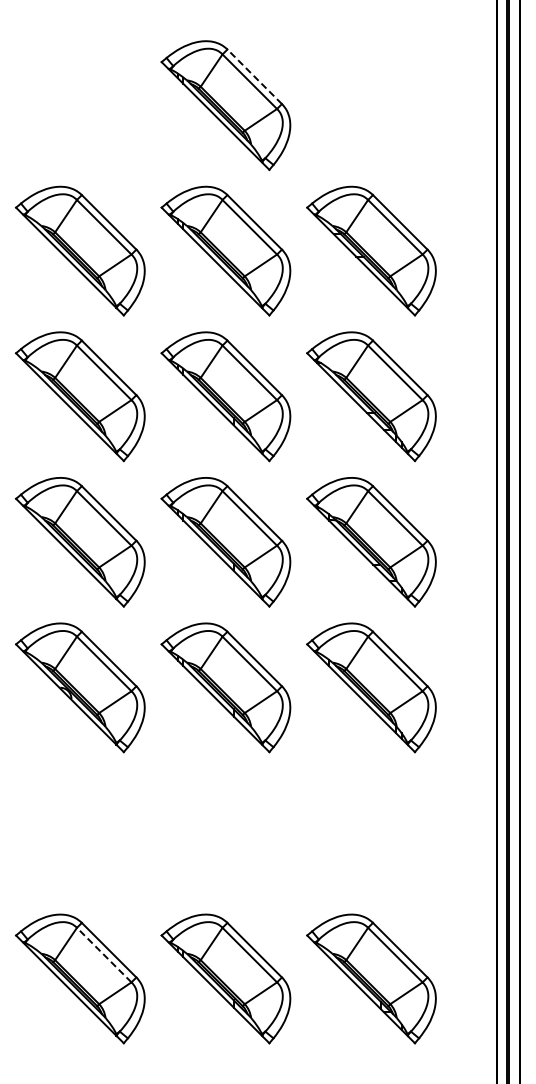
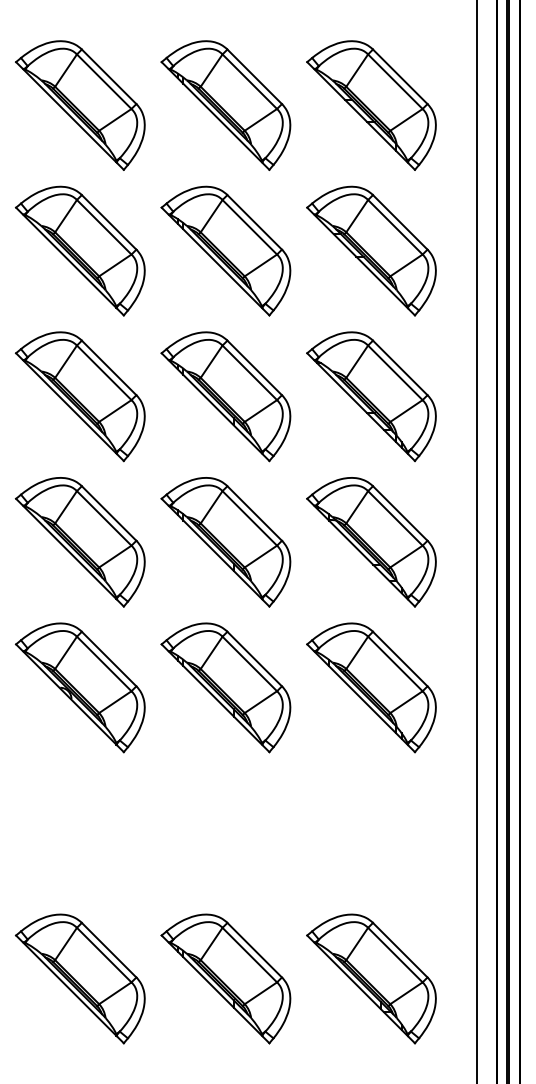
line: dashed -> solid (254, 76)
part: none -> present (80, 105)
part: none -> present (371, 105)
line: none -> present (476, 541)
line: dashed -> solid (104, 955)
